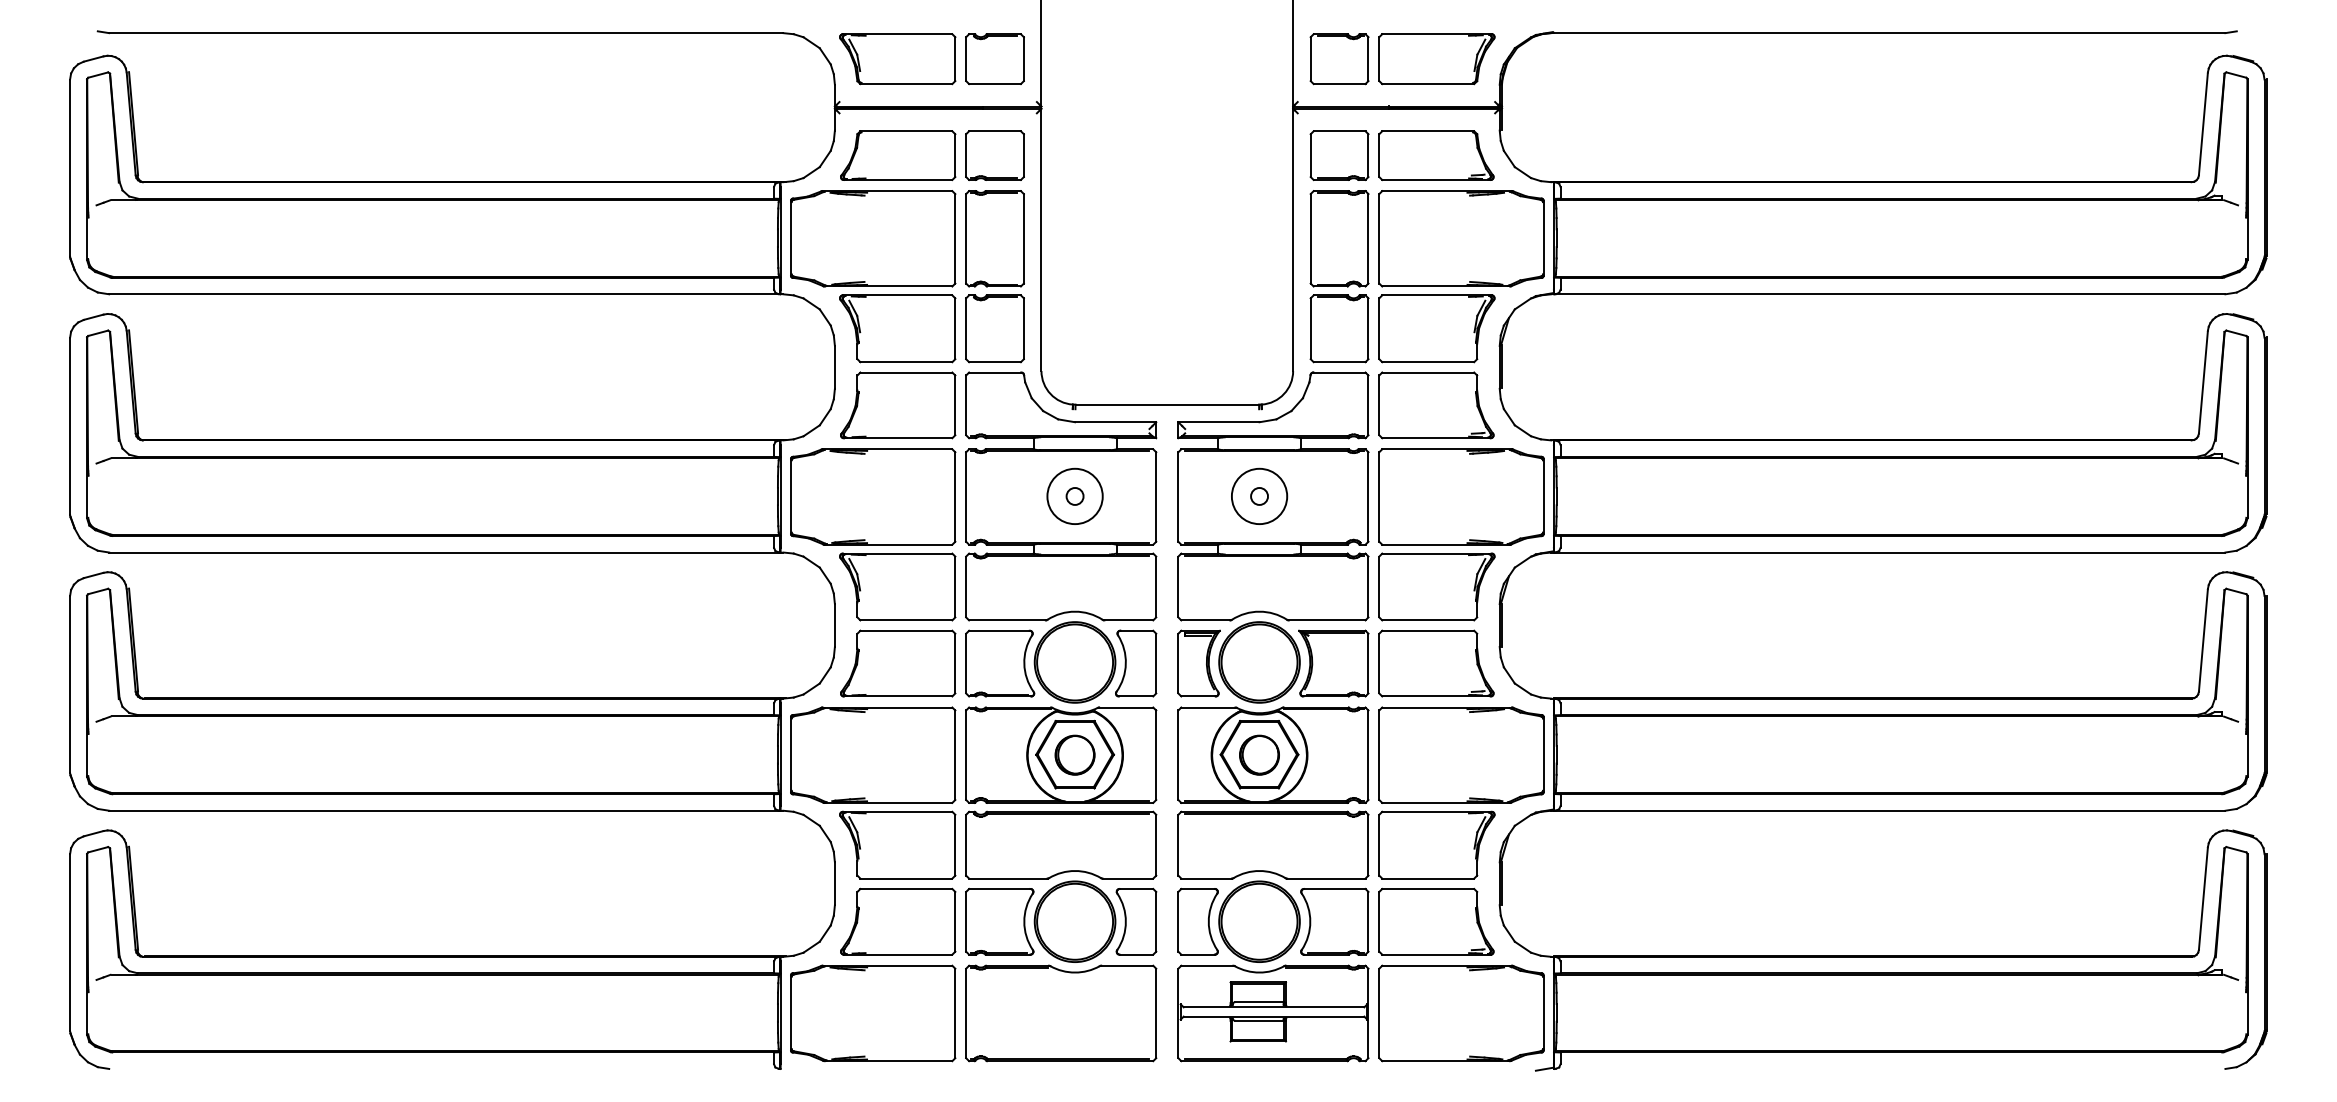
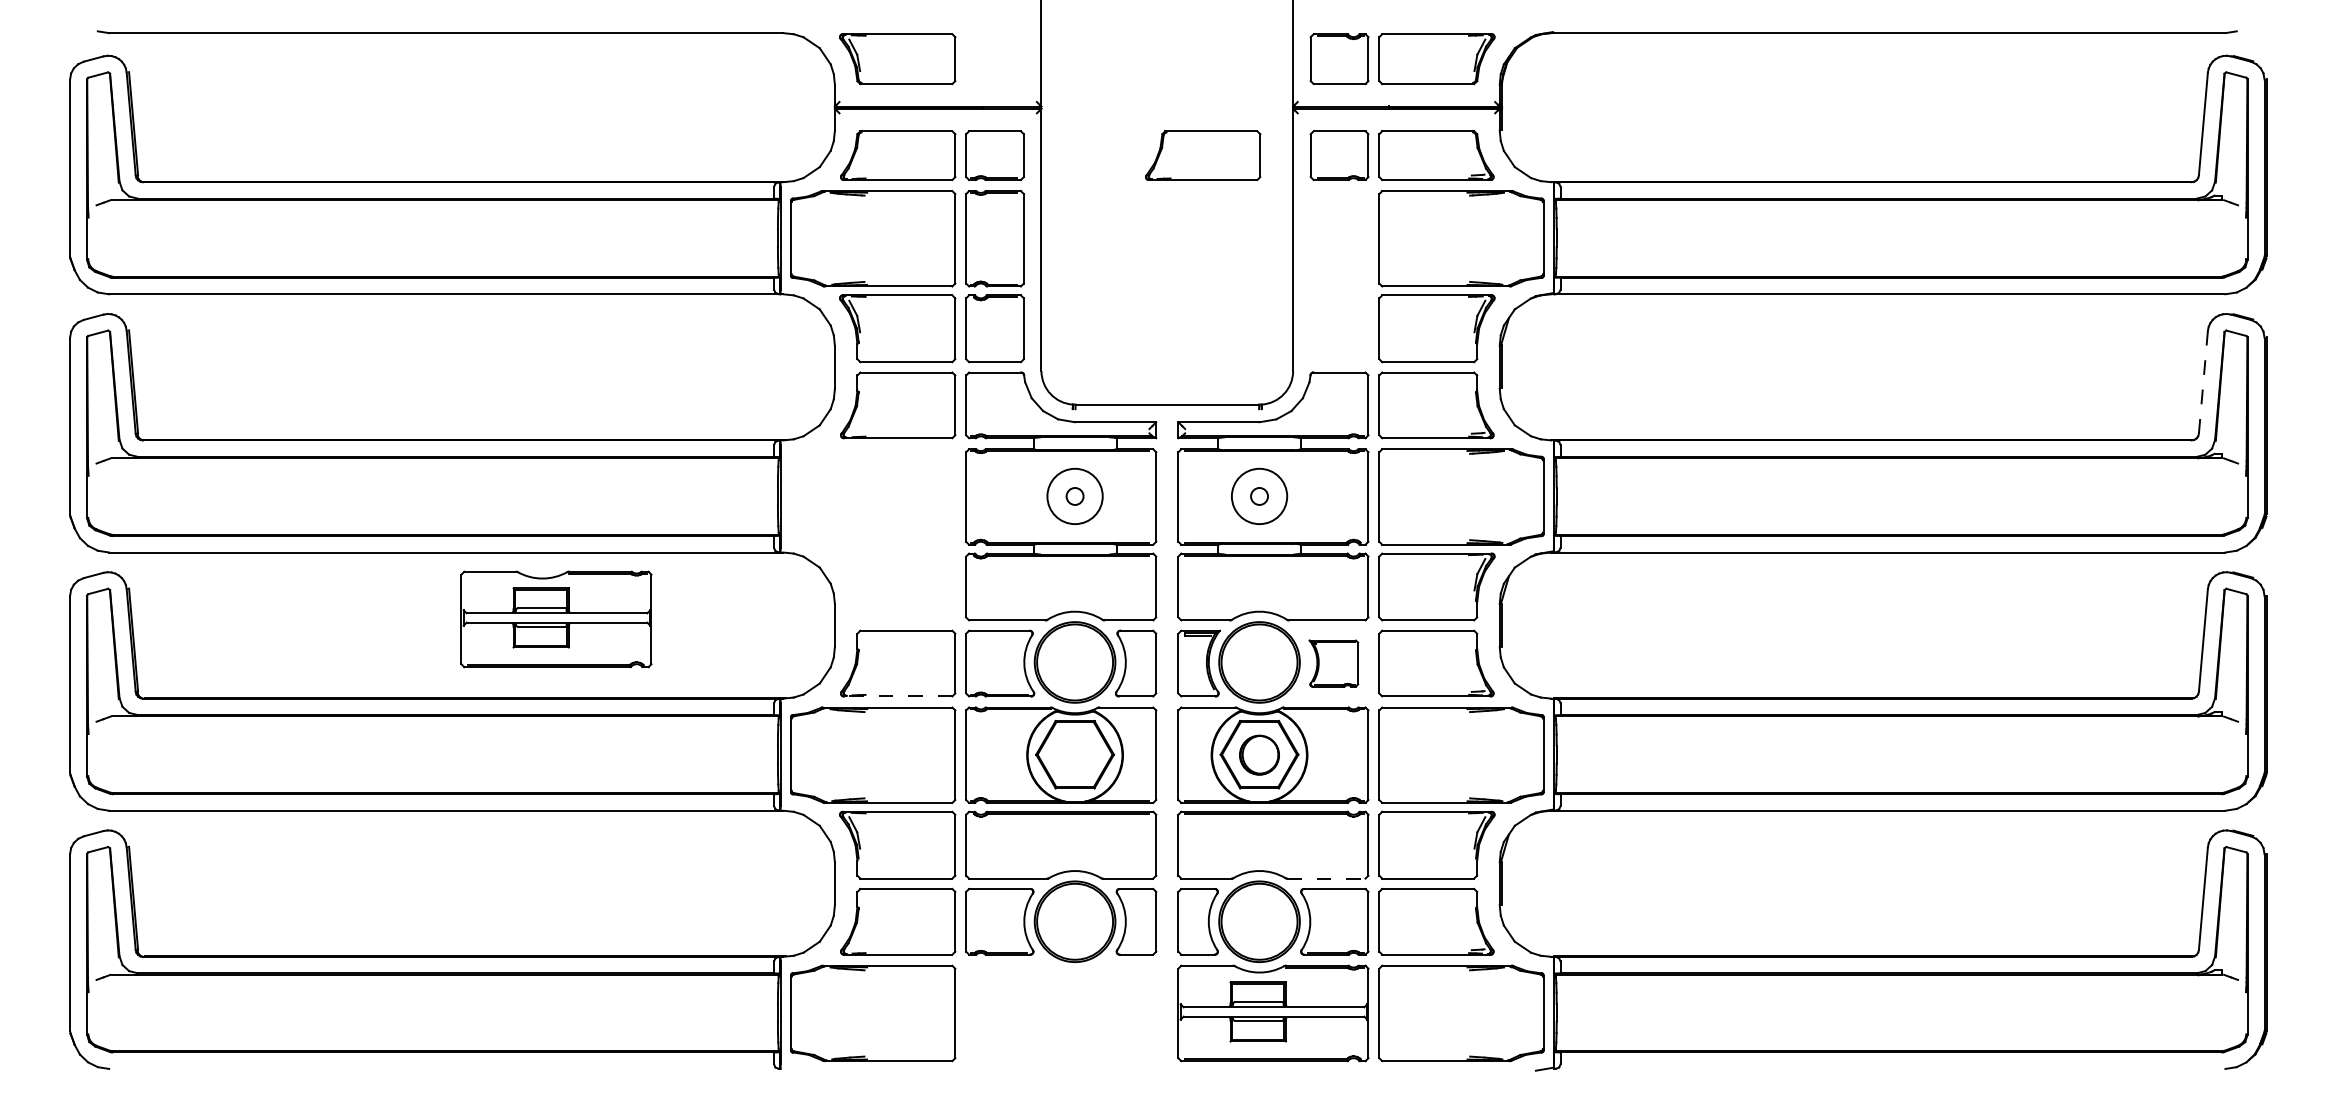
part: present -> none (994, 59)
part: none -> present (1203, 155)
part: present -> none (1339, 276)
line: solid -> dashed (2203, 382)
part: present -> none (873, 534)
part: none -> present (556, 619)
part size: 72x69 px -> 52x49 px (1333, 663)
line: solid -> dashed (897, 696)
part: present -> none (1074, 754)
line: solid -> dashed (1326, 878)
part: present -> none (1061, 1013)
